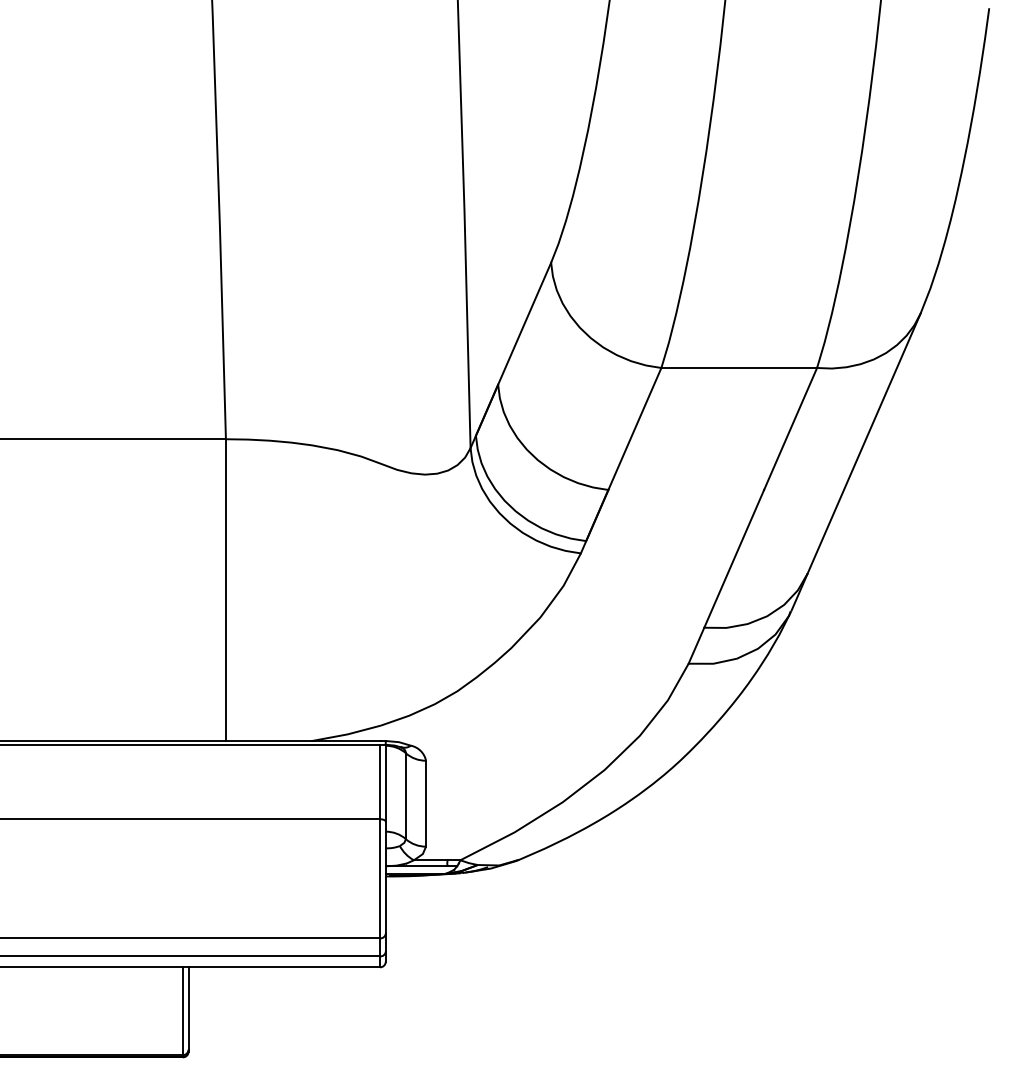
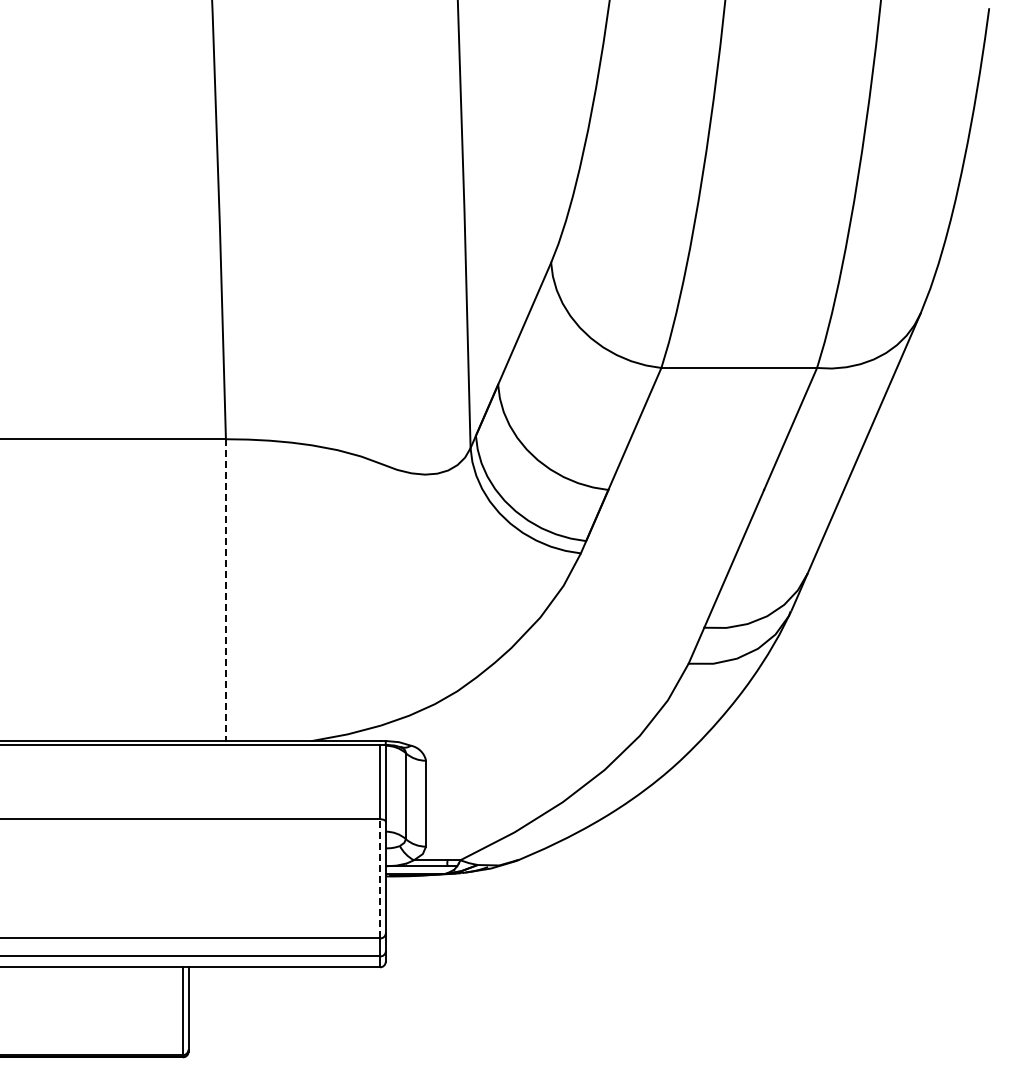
line: solid -> dashed (225, 589)
line: solid -> dashed (380, 878)
